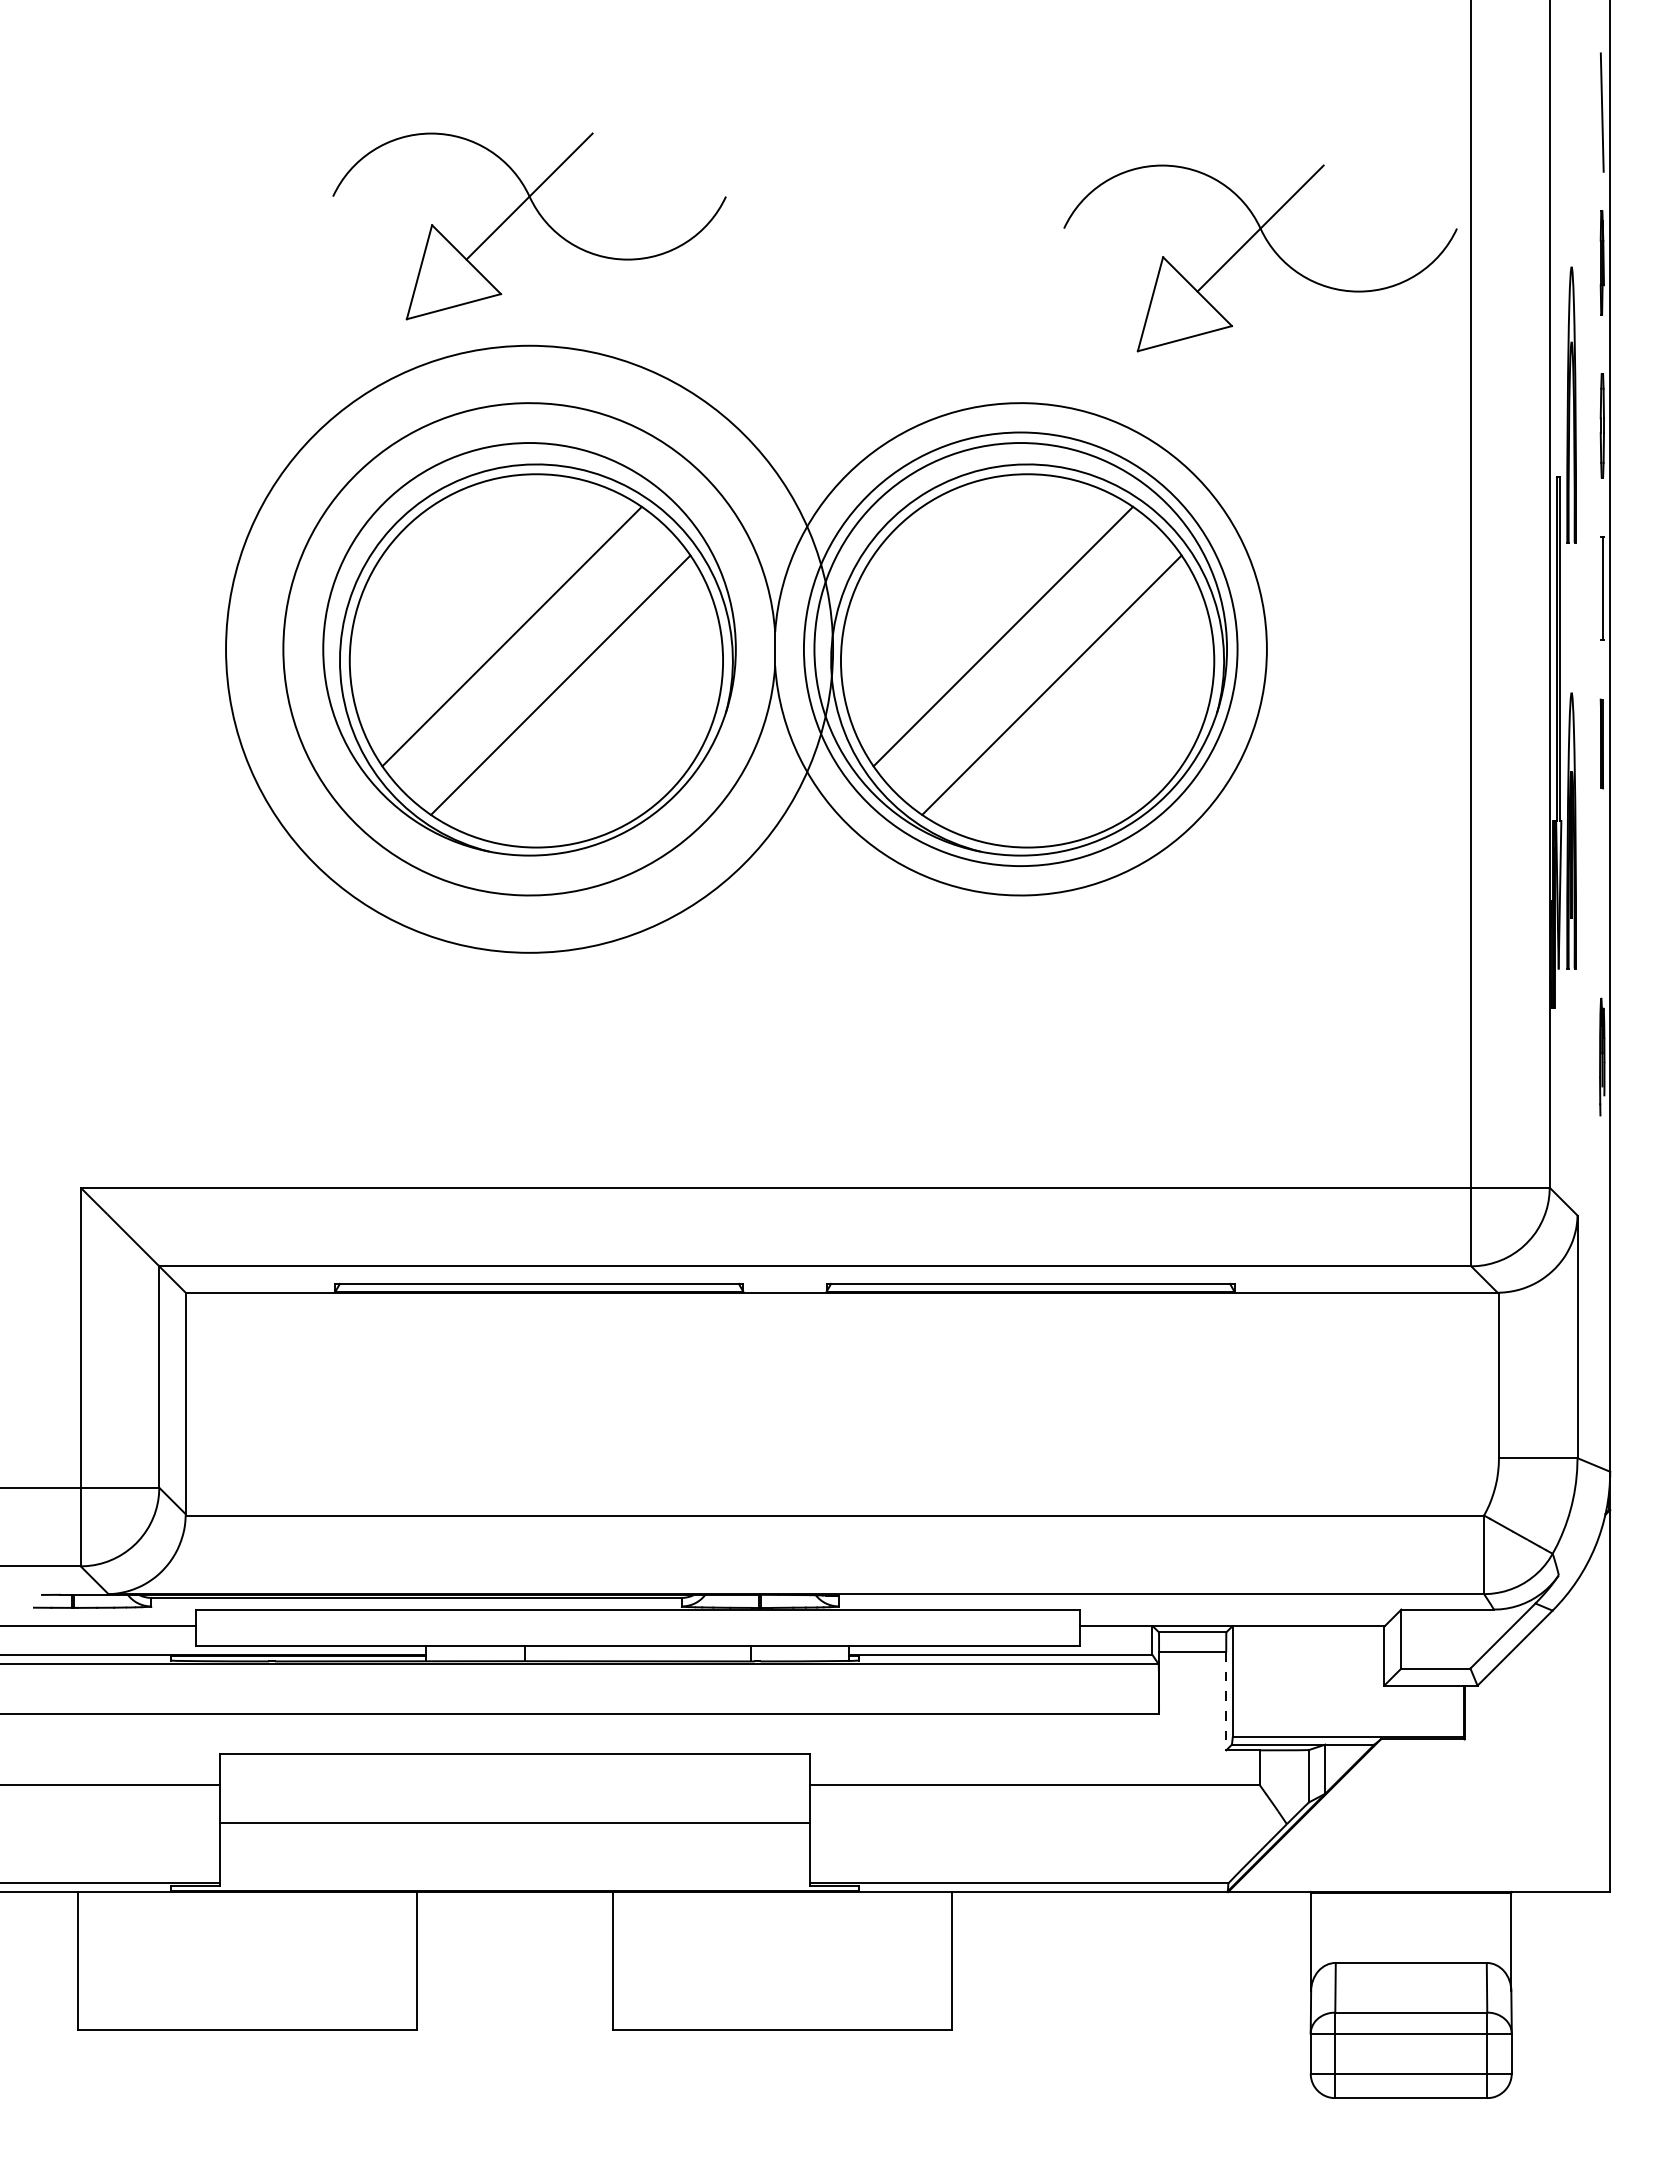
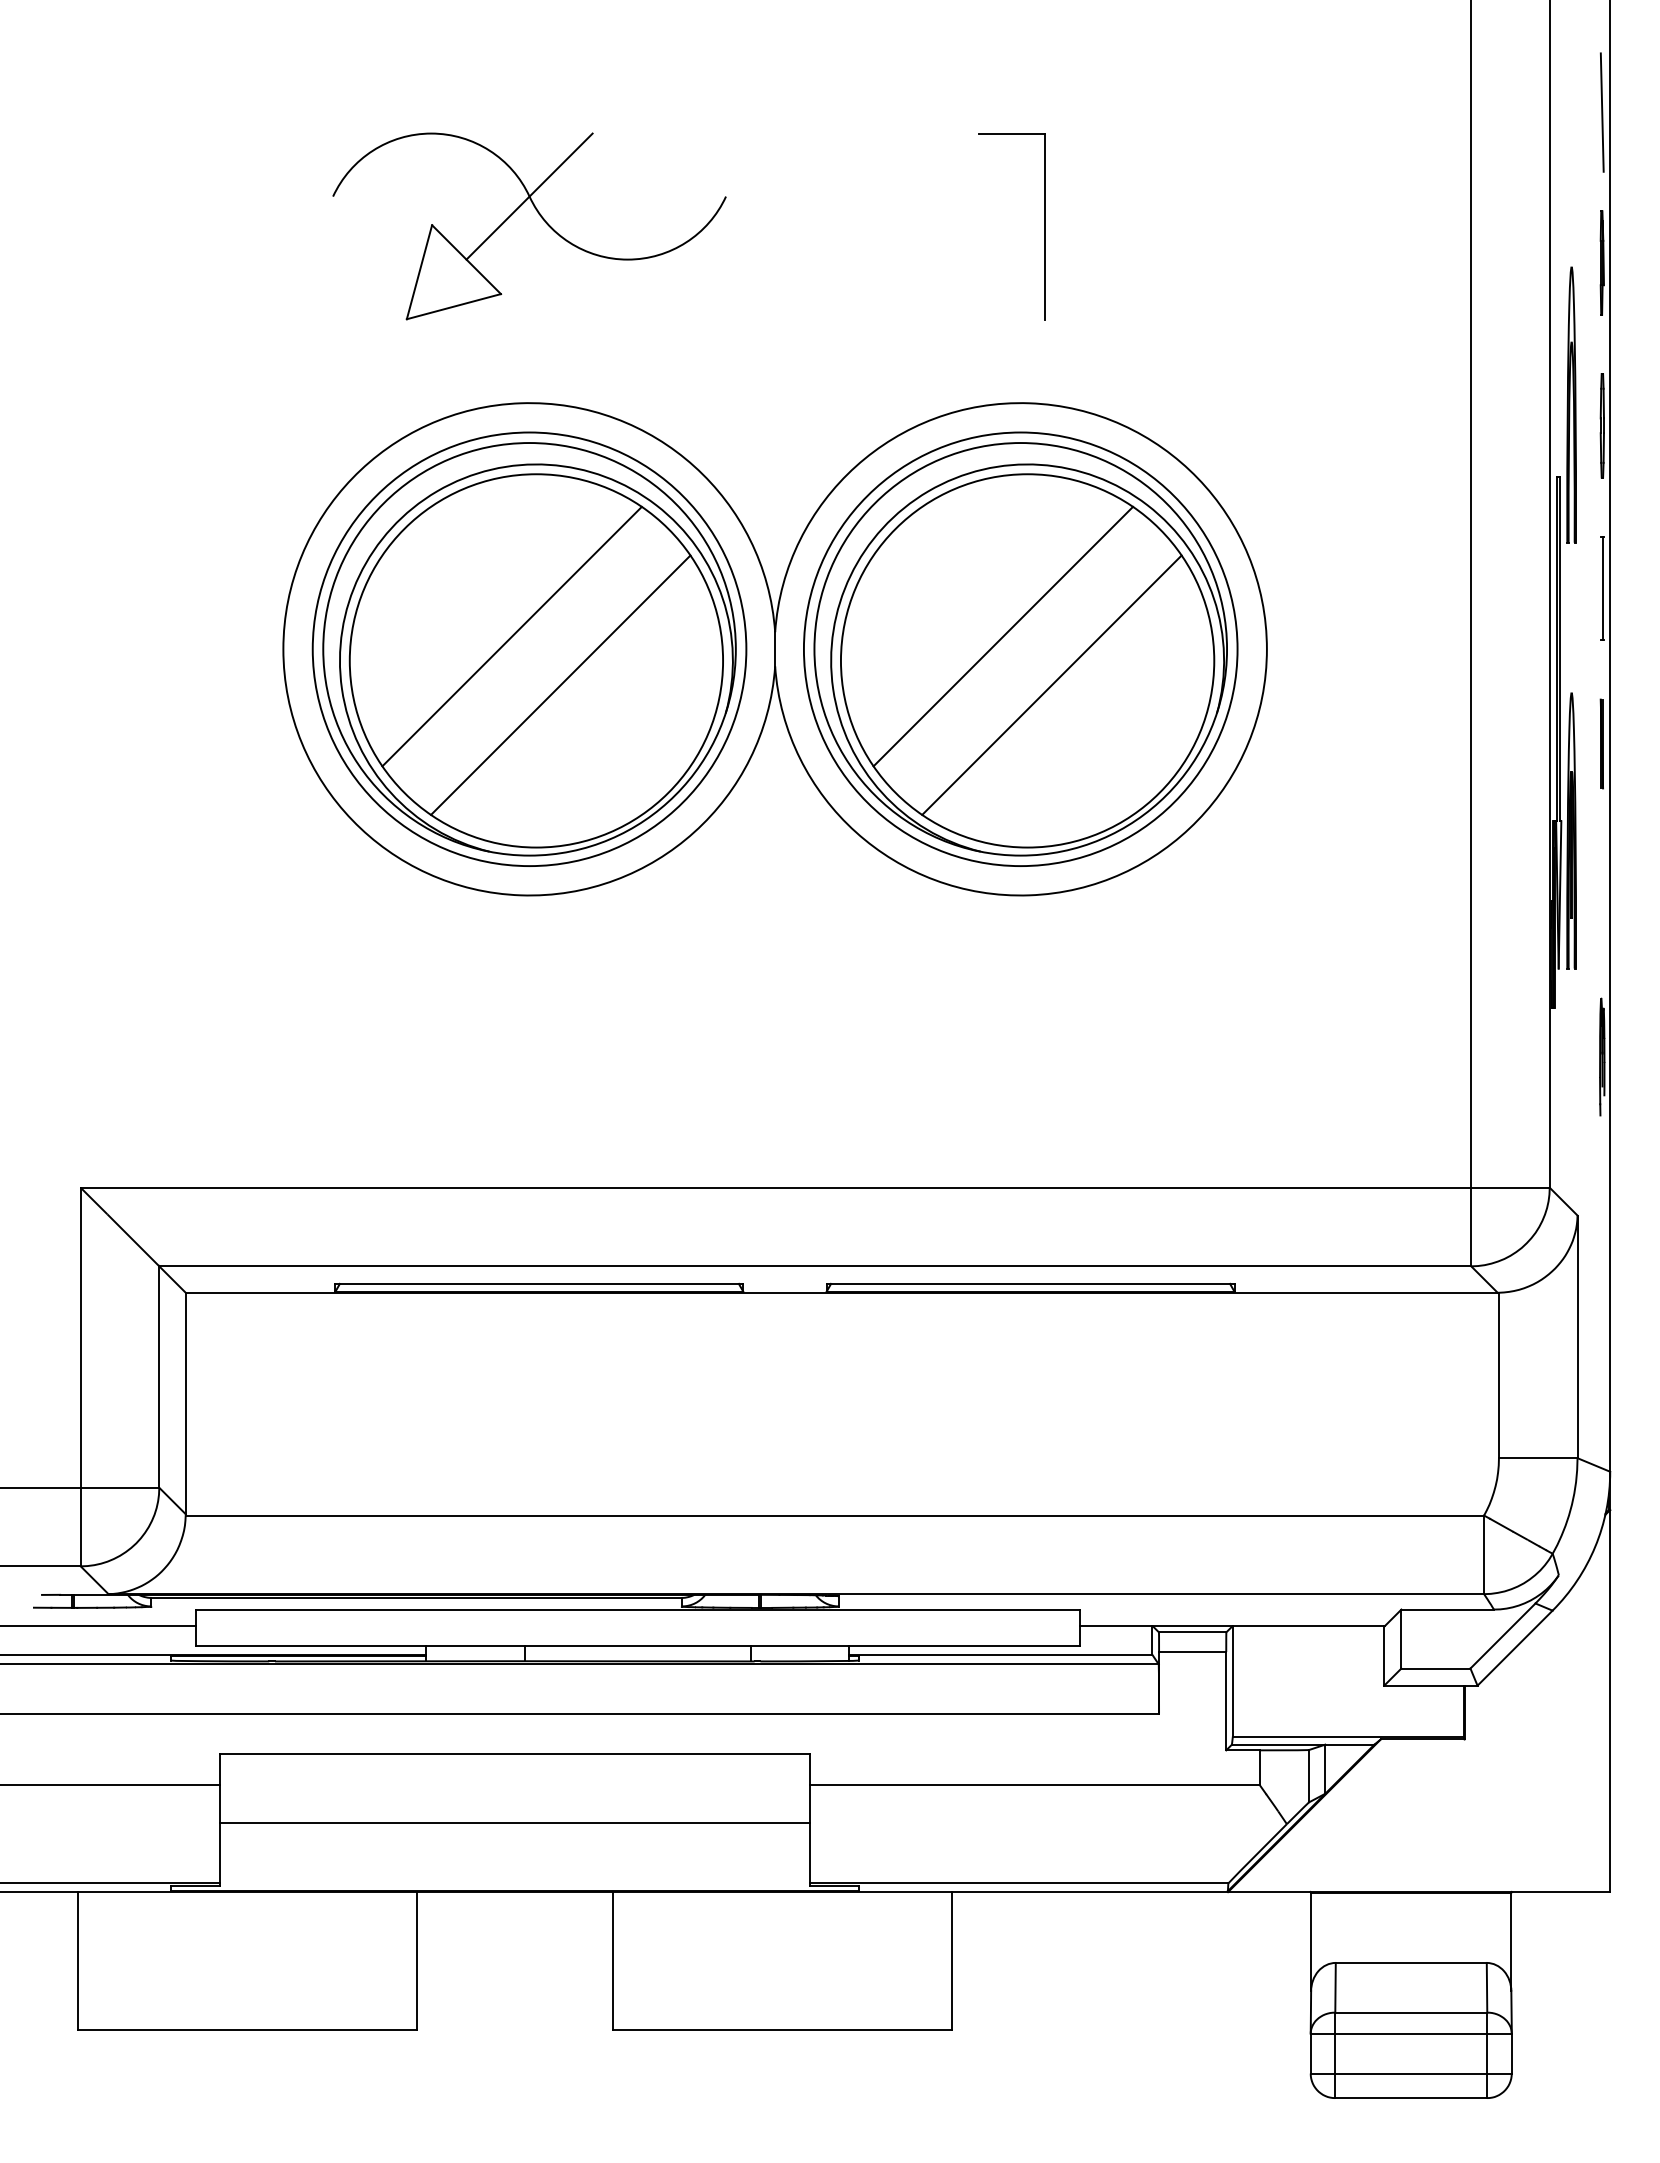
part: none -> present (1044, 226)
part: present -> none (1272, 250)
circle diameter: 607 px -> 434 px (529, 649)
line: dashed -> solid (1226, 1701)
